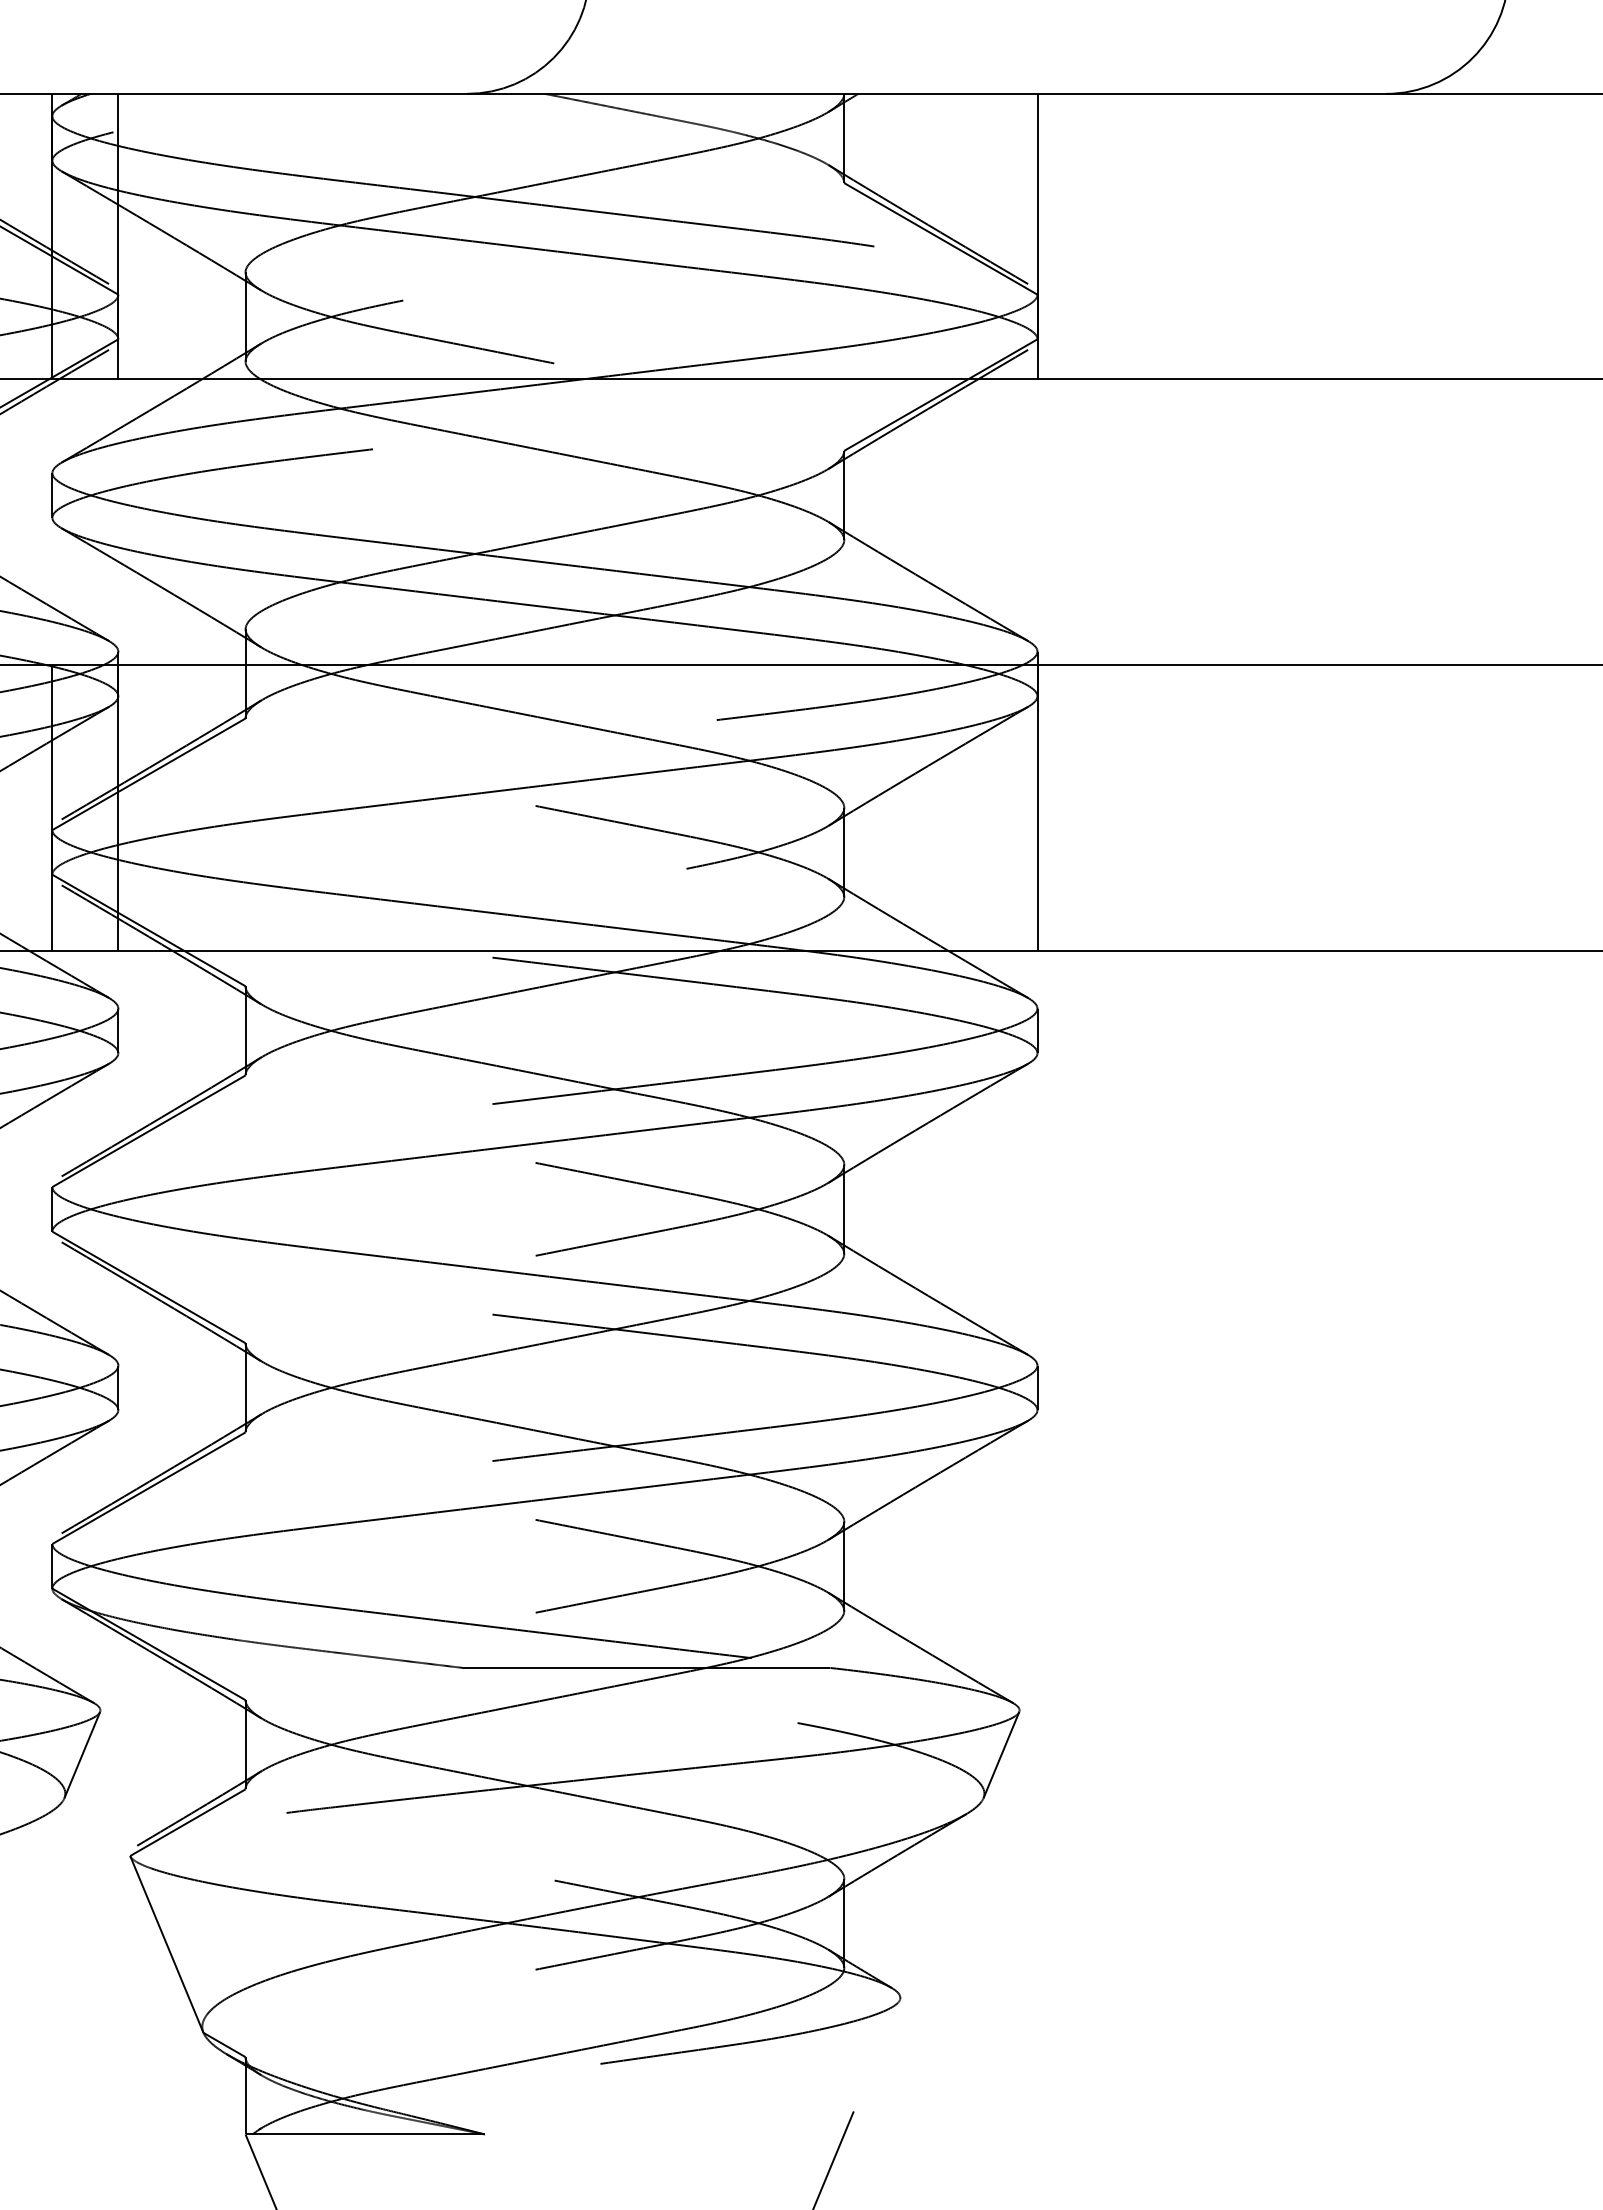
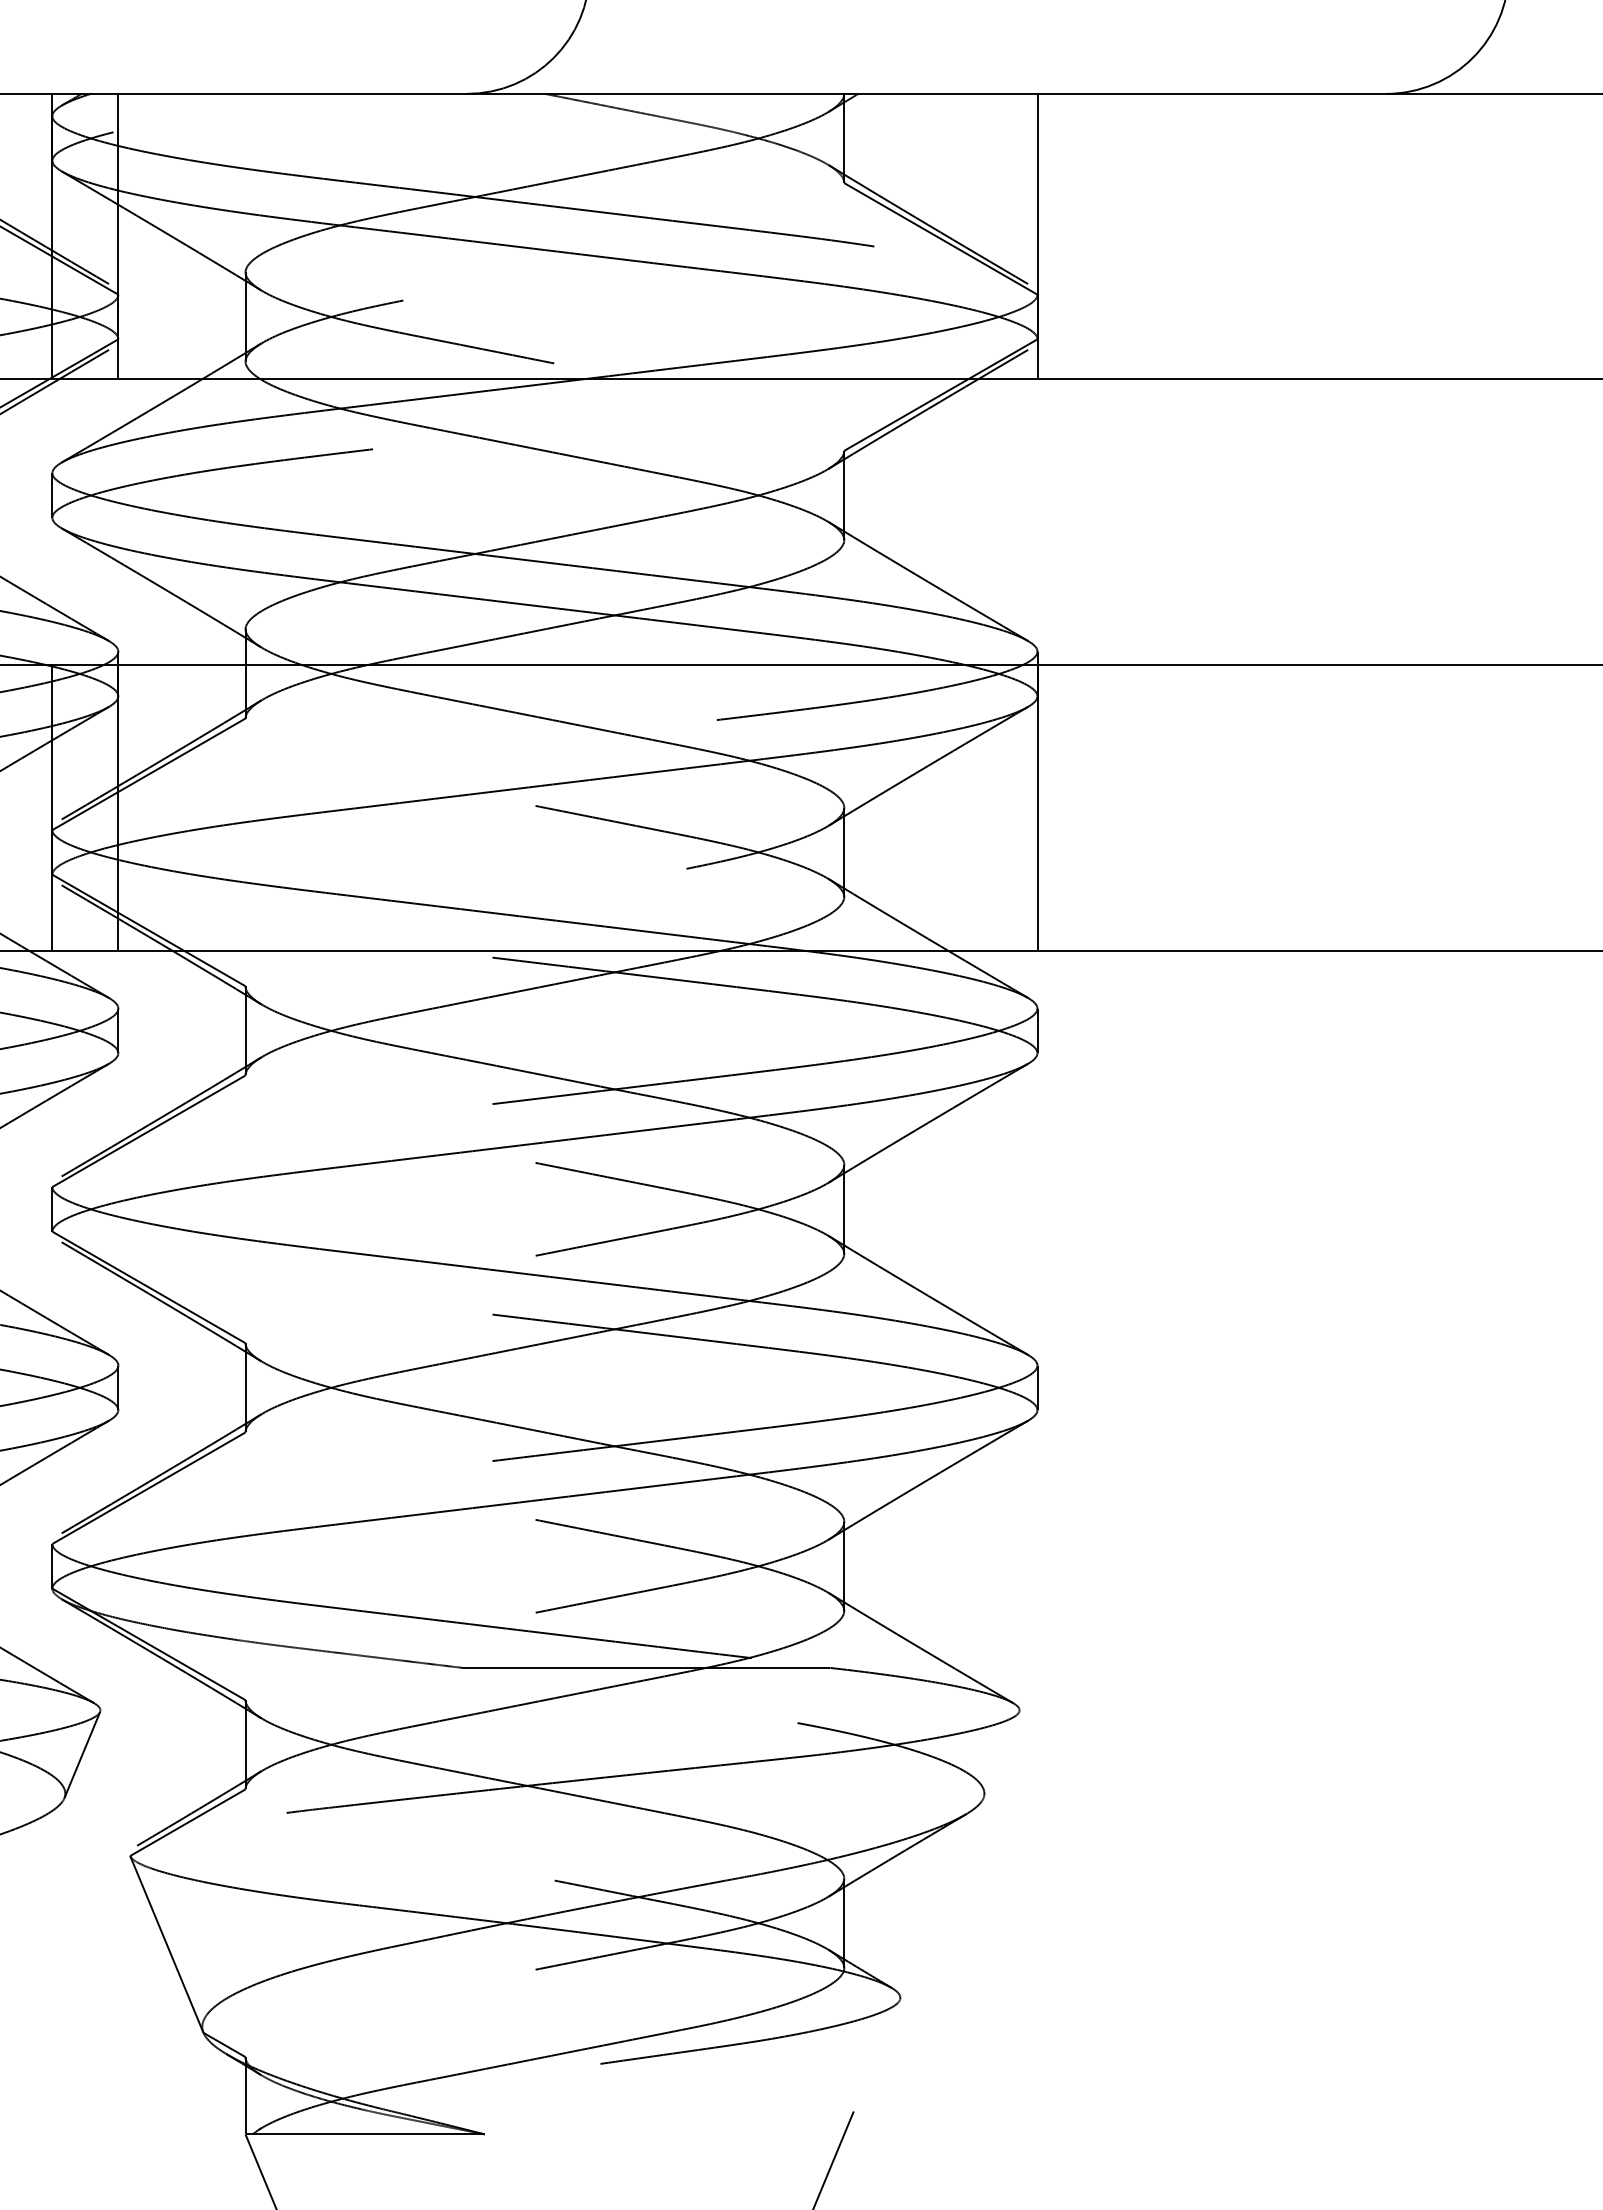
line: present -> none (1001, 1754)
